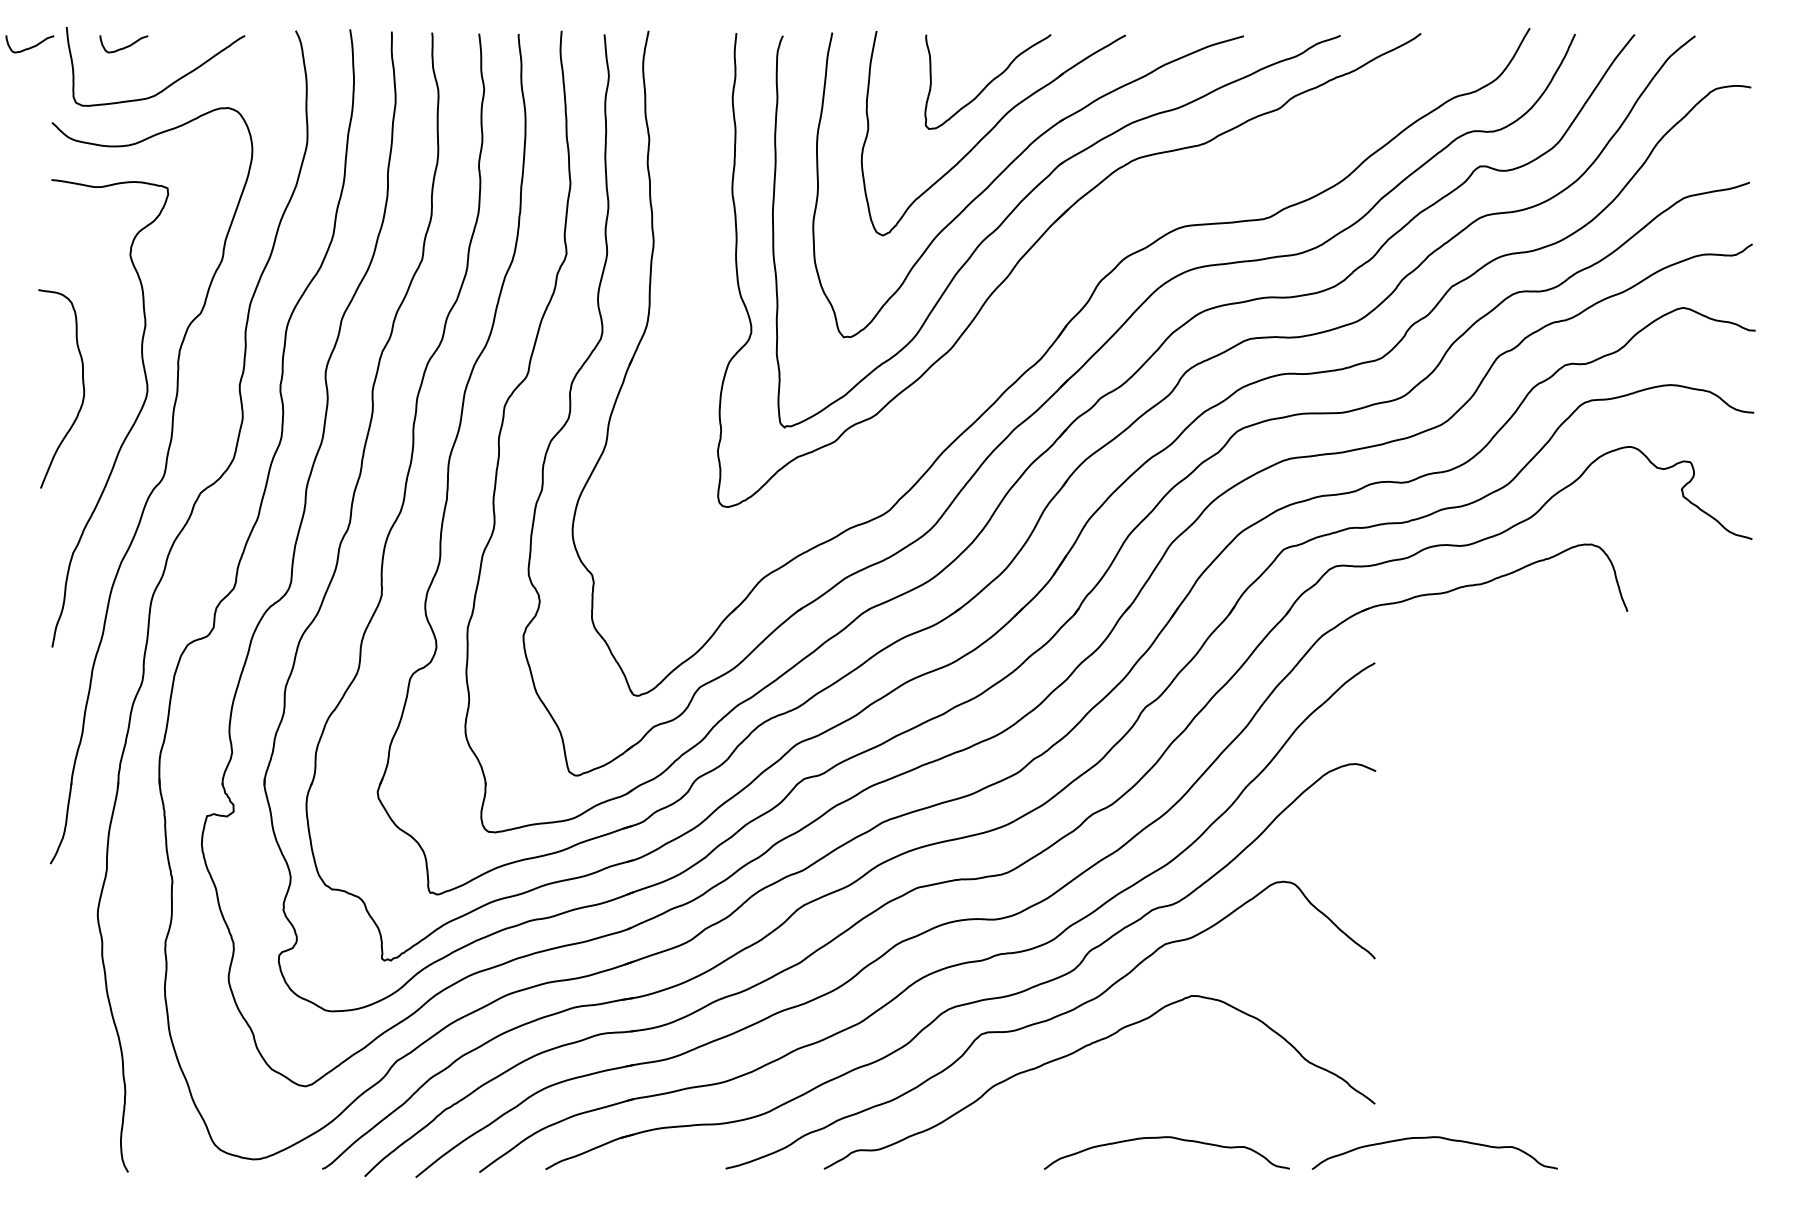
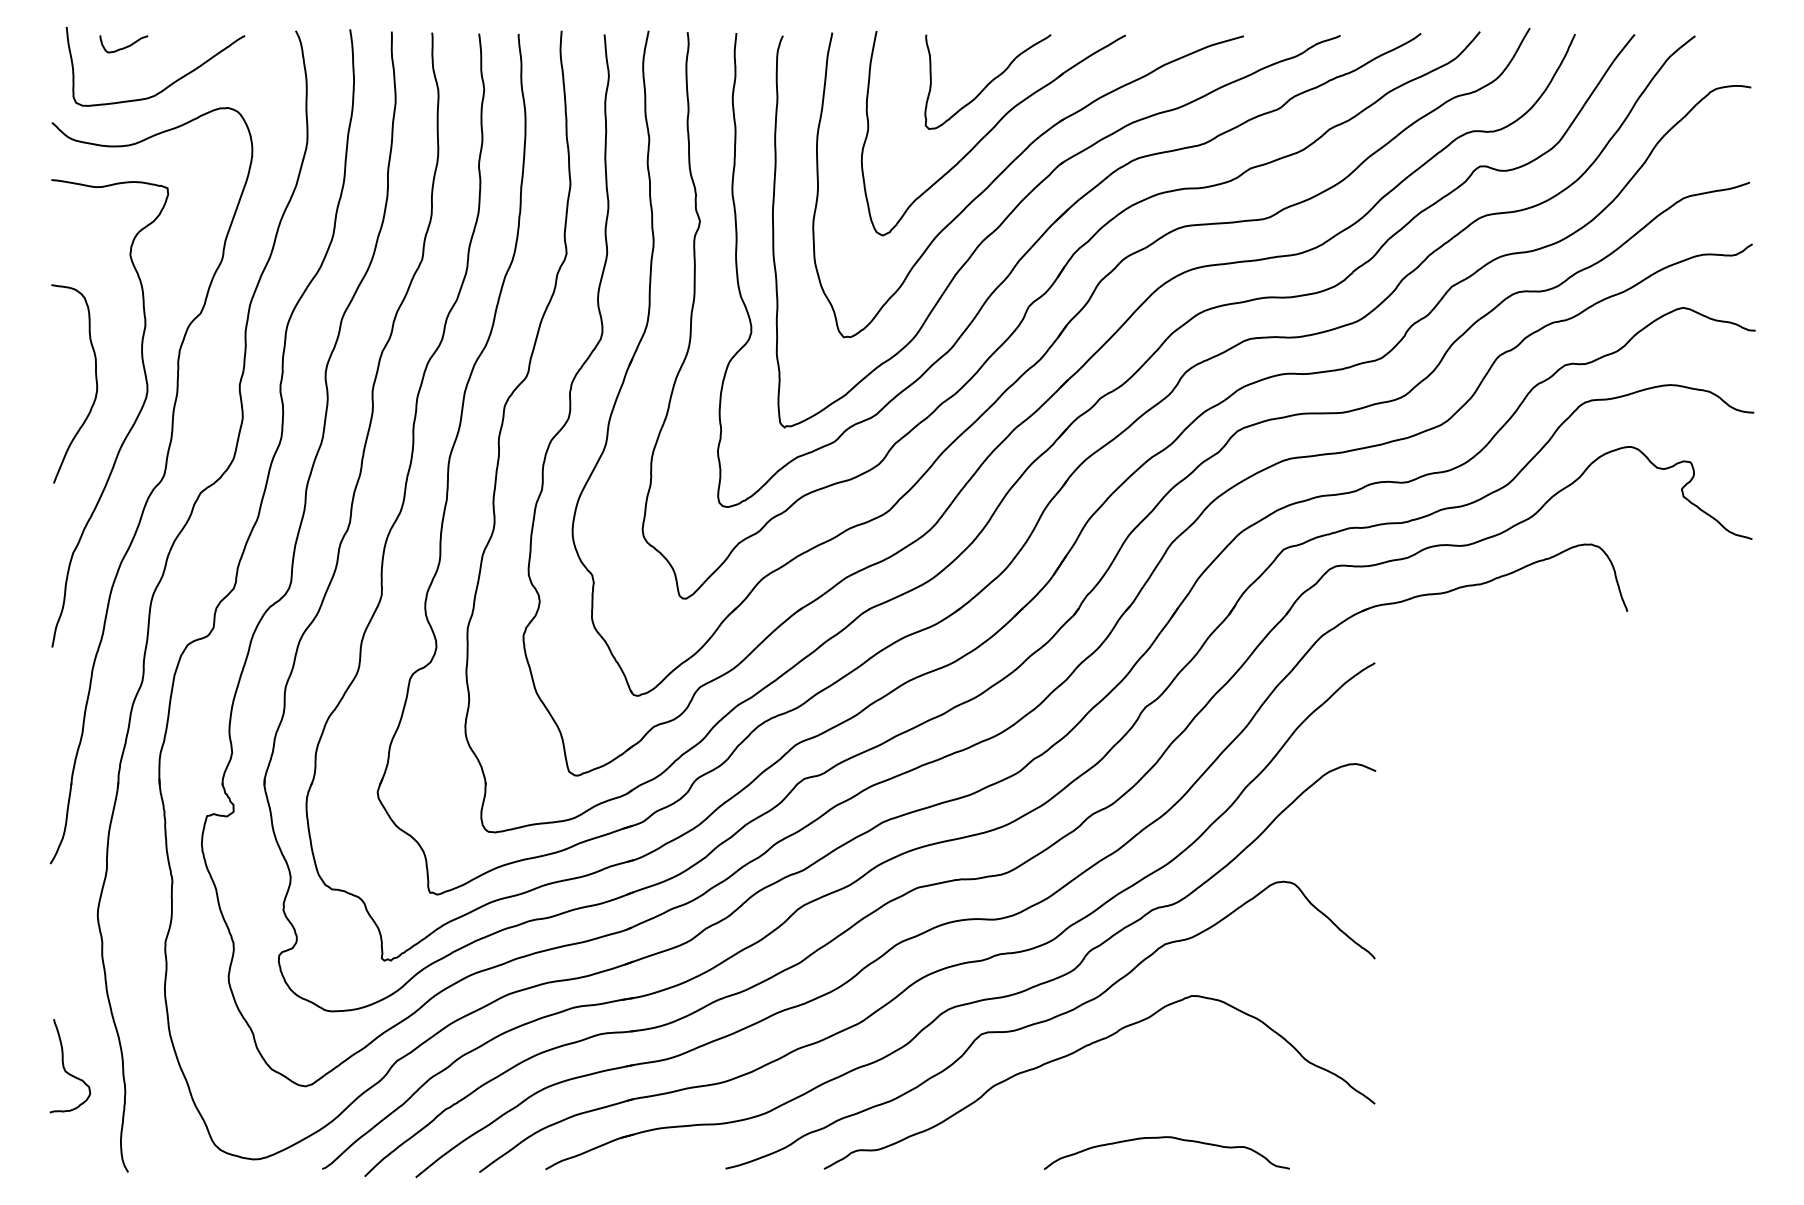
curve: present -> none (31, 46)
part: none -> present (1044, 295)
curve position: (82, 386) -> (95, 381) (95, 381)
curve: none -> present (65, 1068)
curve: present -> none (1432, 1138)
